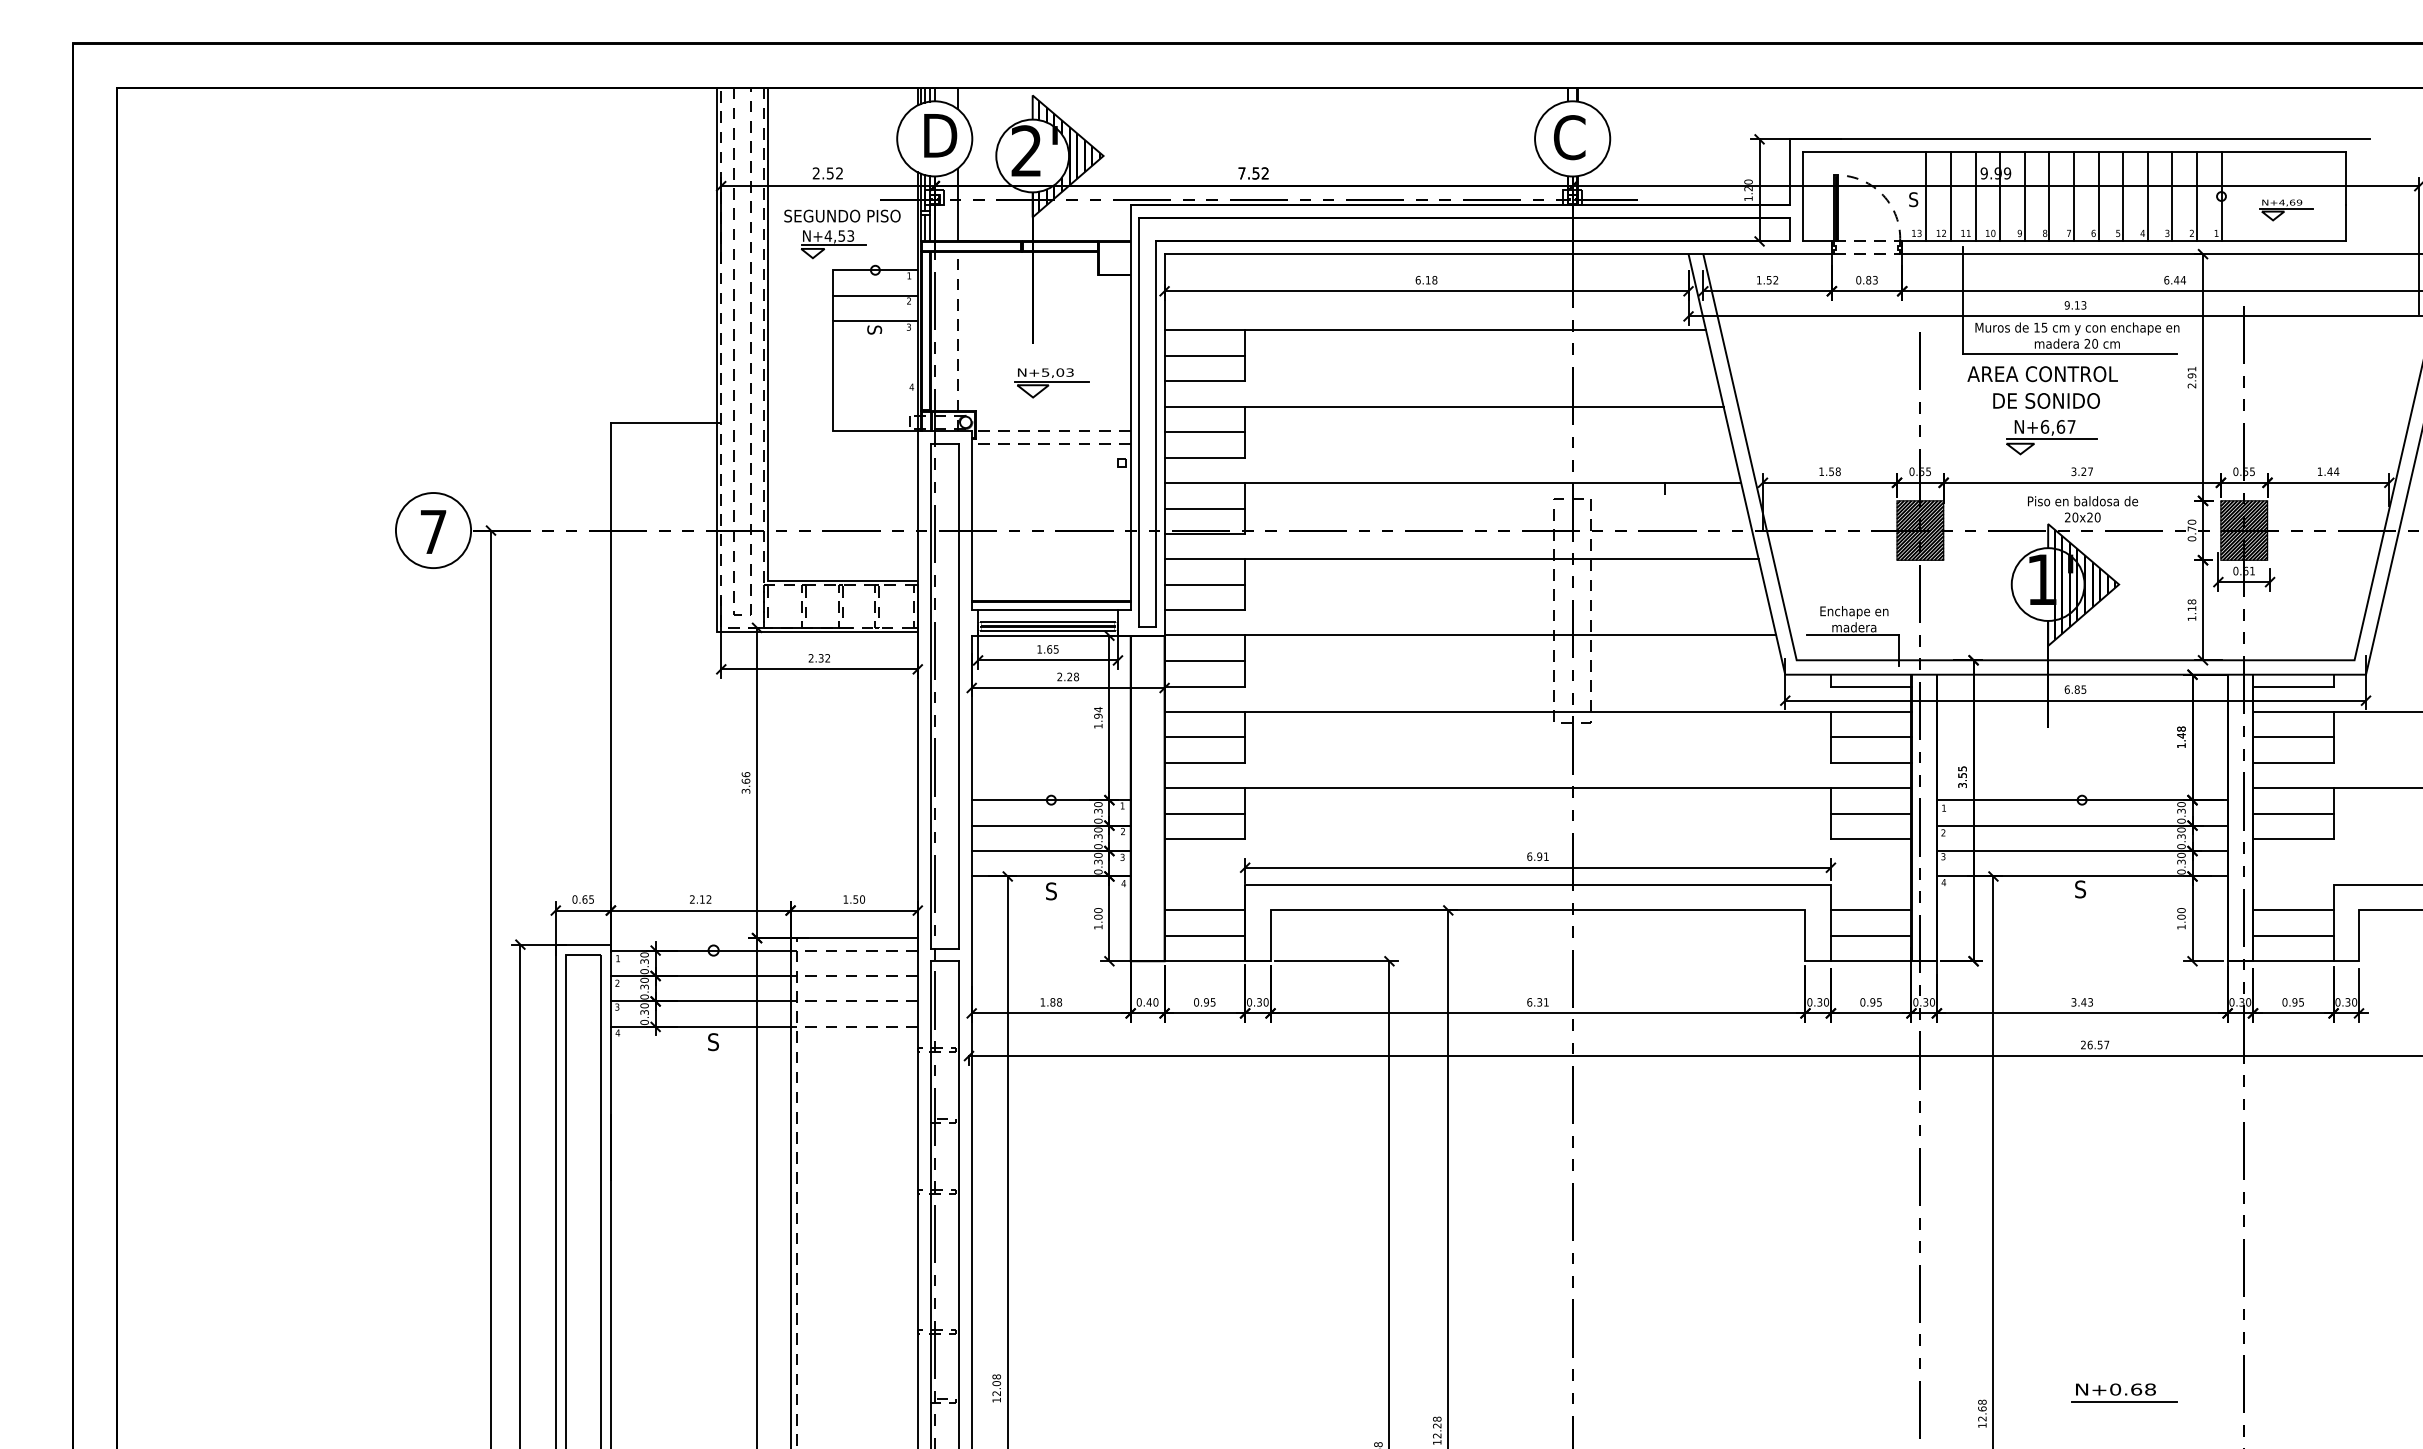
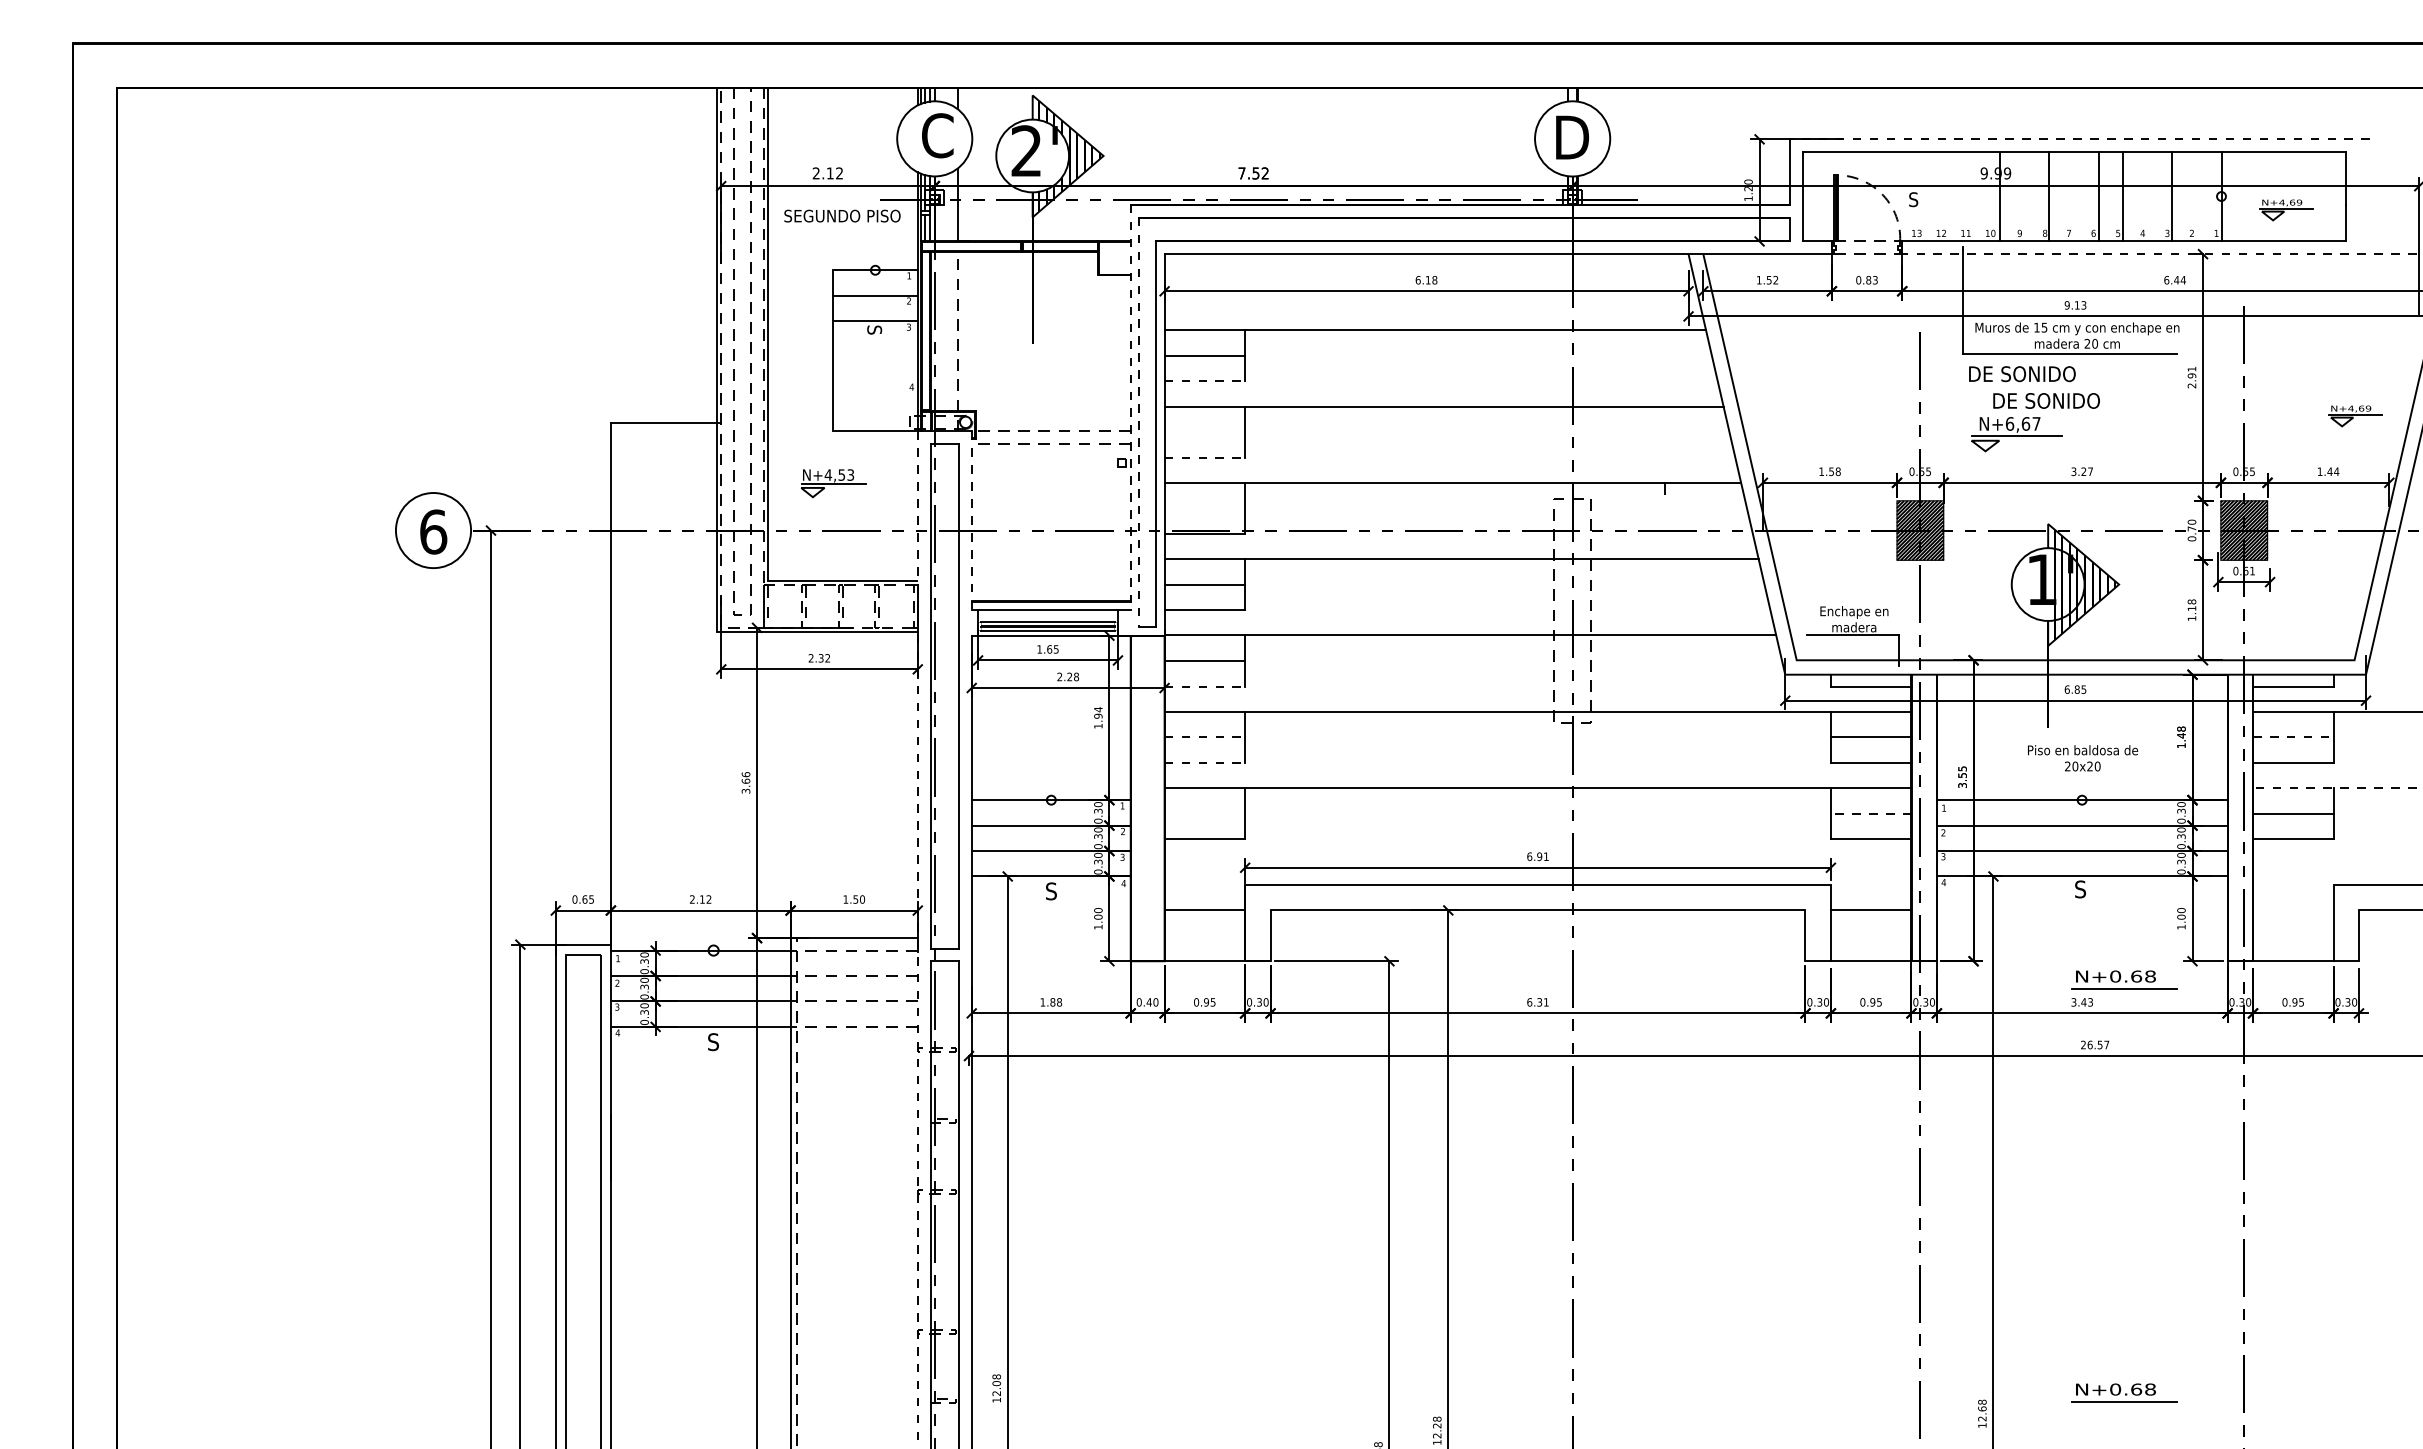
text: D -> C (939, 135)
text: C -> D (1571, 137)
line: solid -> dashed (2080, 138)
text: 2.52 -> 2.12 (829, 173)
line: present -> none (1926, 196)
line: present -> none (1951, 196)
line: present -> none (1975, 196)
line: present -> none (2024, 196)
line: present -> none (2073, 196)
line: present -> none (2147, 196)
line: present -> none (2196, 196)
part position: (833, 244) -> (833, 483) (833, 483)
line: solid -> dashed (2162, 254)
text: AREA CONTROL -> DE SONIDO (2042, 374)
line: solid -> dashed (1205, 381)
part: present -> none (1051, 383)
line: solid -> dashed (1130, 407)
part: none -> present (2355, 416)
line: solid -> dashed (1139, 422)
line: present -> none (1204, 432)
part position: (2051, 437) -> (2016, 434) (2016, 434)
line: solid -> dashed (1205, 457)
line: present -> none (1204, 508)
text position: (2083, 509) -> (2083, 758) (2083, 758)
line: solid -> dashed (971, 521)
text: 7 -> 6 (433, 531)
line: solid -> dashed (1205, 686)
line: solid -> dashed (1205, 737)
line: solid -> dashed (2293, 737)
line: solid -> dashed (1205, 762)
line: solid -> dashed (2337, 788)
line: present -> none (1204, 813)
line: solid -> dashed (1870, 813)
line: present -> none (2293, 910)
line: present -> none (1204, 935)
line: present -> none (1870, 935)
line: present -> none (2293, 935)
line: solid -> dashed (917, 940)
part: none -> present (2124, 979)
